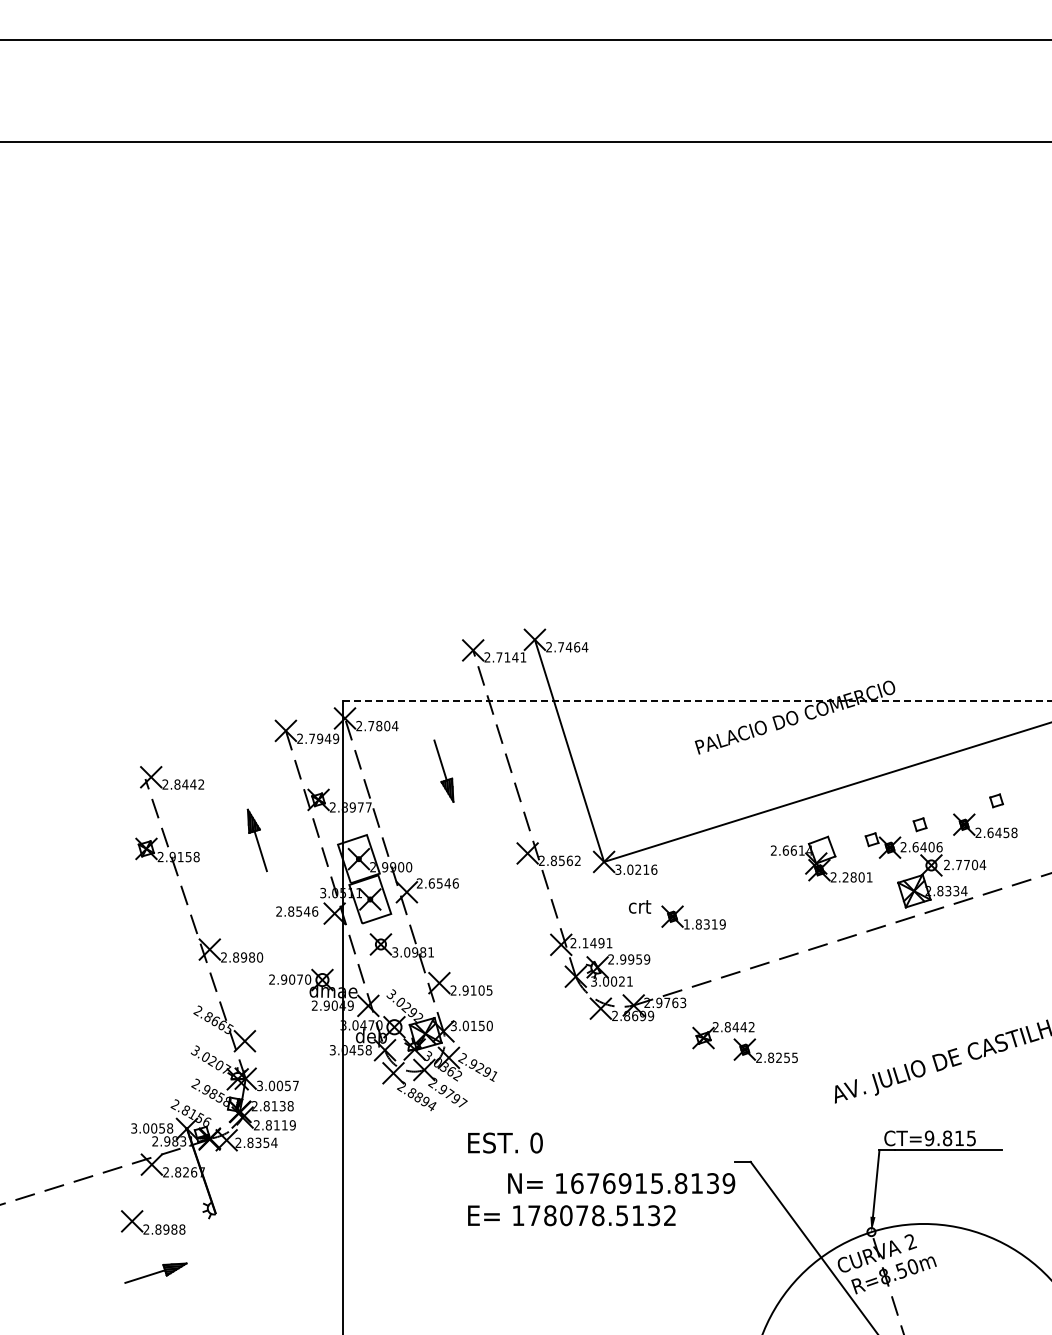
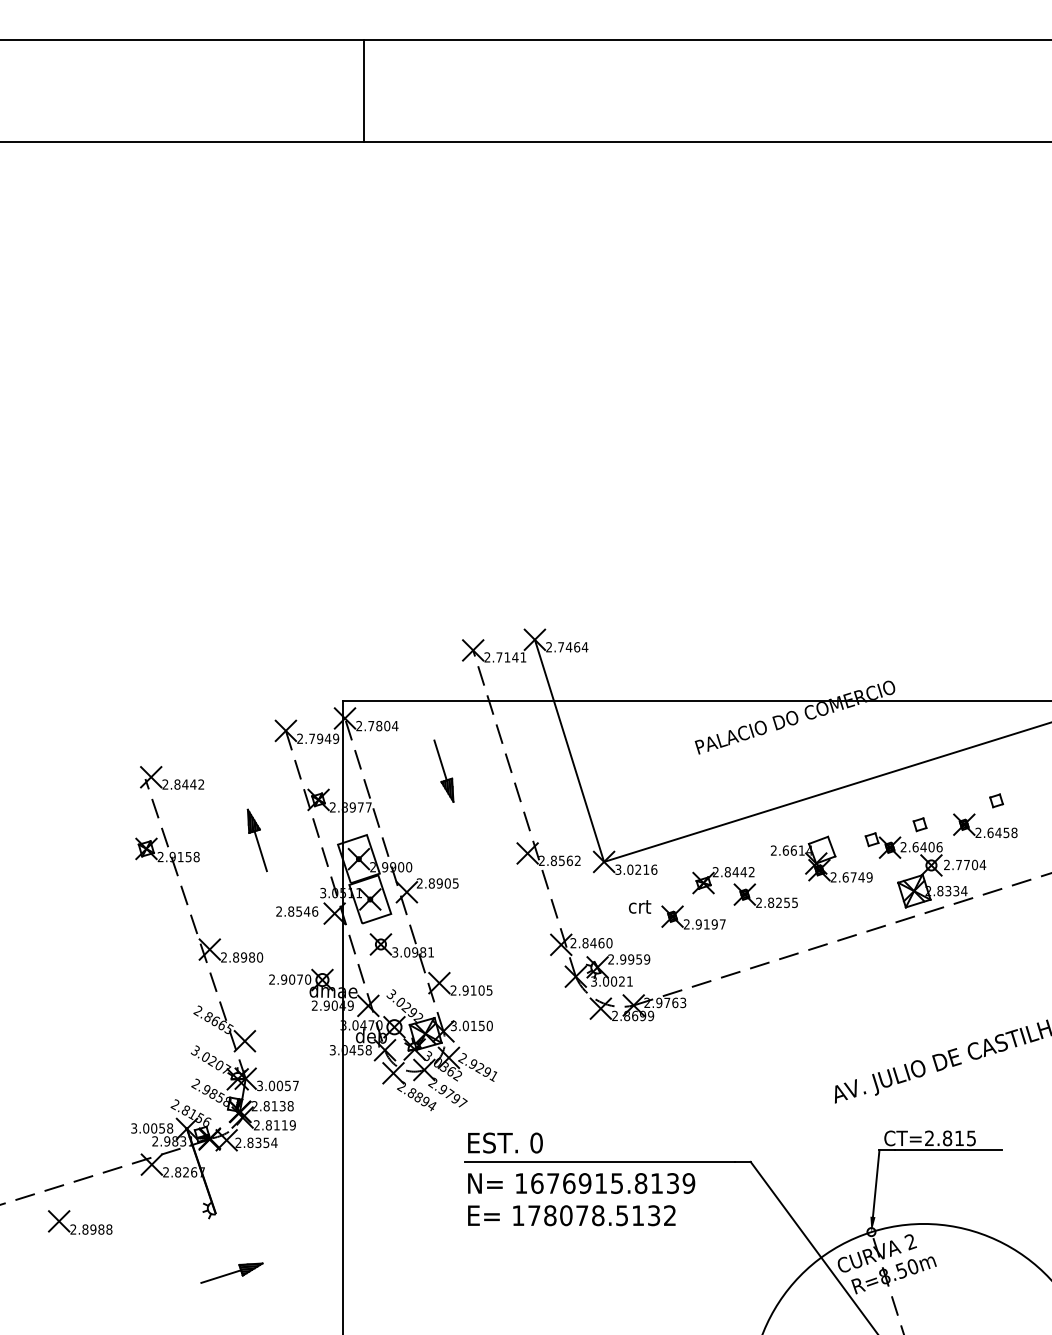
line: none -> present (364, 90)
line: dashed -> solid (697, 700)
text: 2.2801 -> 2.6749 (857, 877)
text: 2.6546 -> 2.8905 (443, 883)
text: 1.8319 -> 2.9197 (704, 924)
text: 2.1491 -> 2.8460 (597, 943)
part position: (744, 1042) -> (744, 887) (744, 887)
text: CT=9.815 -> CT=2.815 (929, 1138)
line: none -> present (600, 1161)
text position: (621, 1183) -> (581, 1183) (581, 1183)
part position: (152, 1222) -> (79, 1222) (79, 1222)
part position: (155, 1272) -> (231, 1272) (231, 1272)
